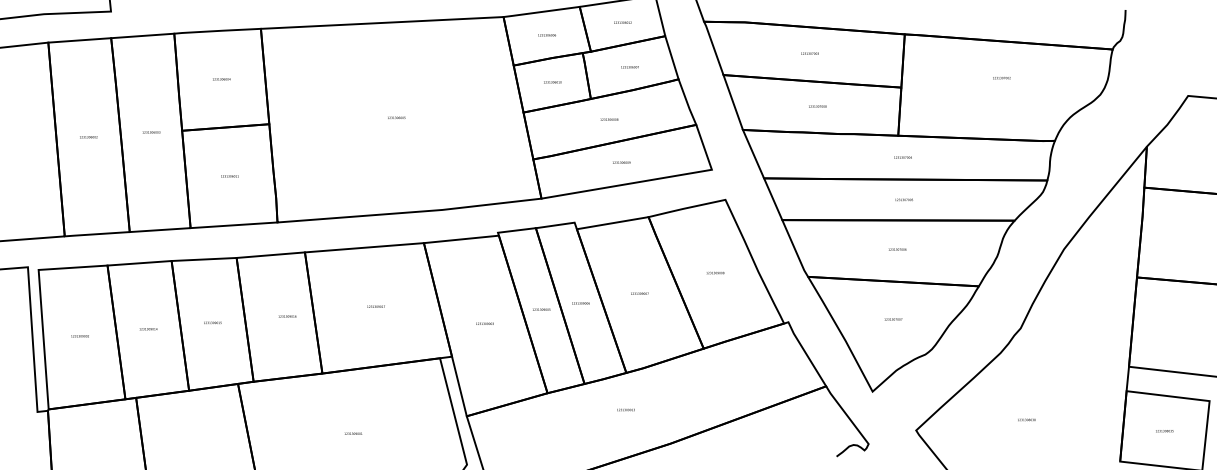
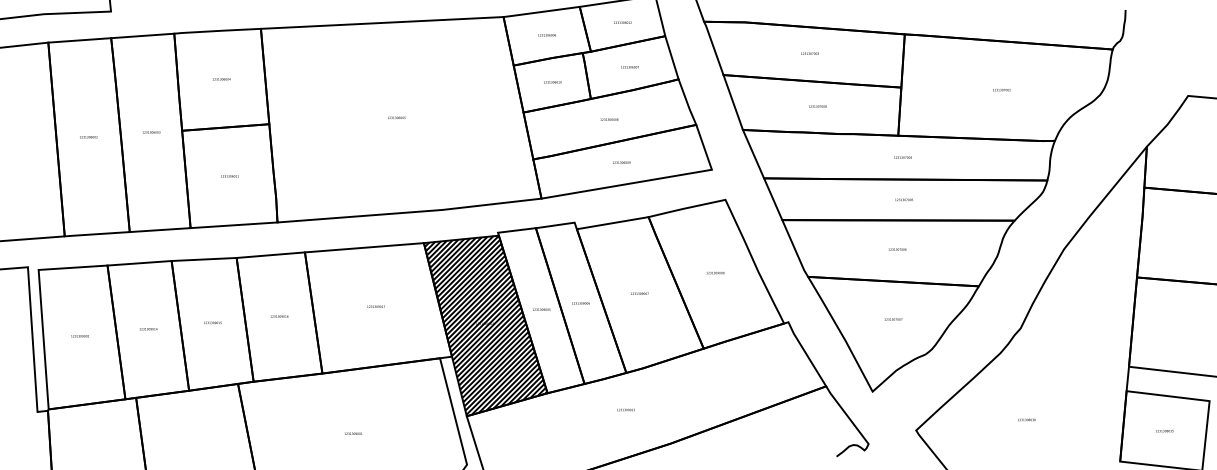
text position: (1001, 78) -> (1001, 90) (1001, 90)
text position: (287, 316) -> (279, 316) (279, 316)
hatch: none -> present (485, 324)
